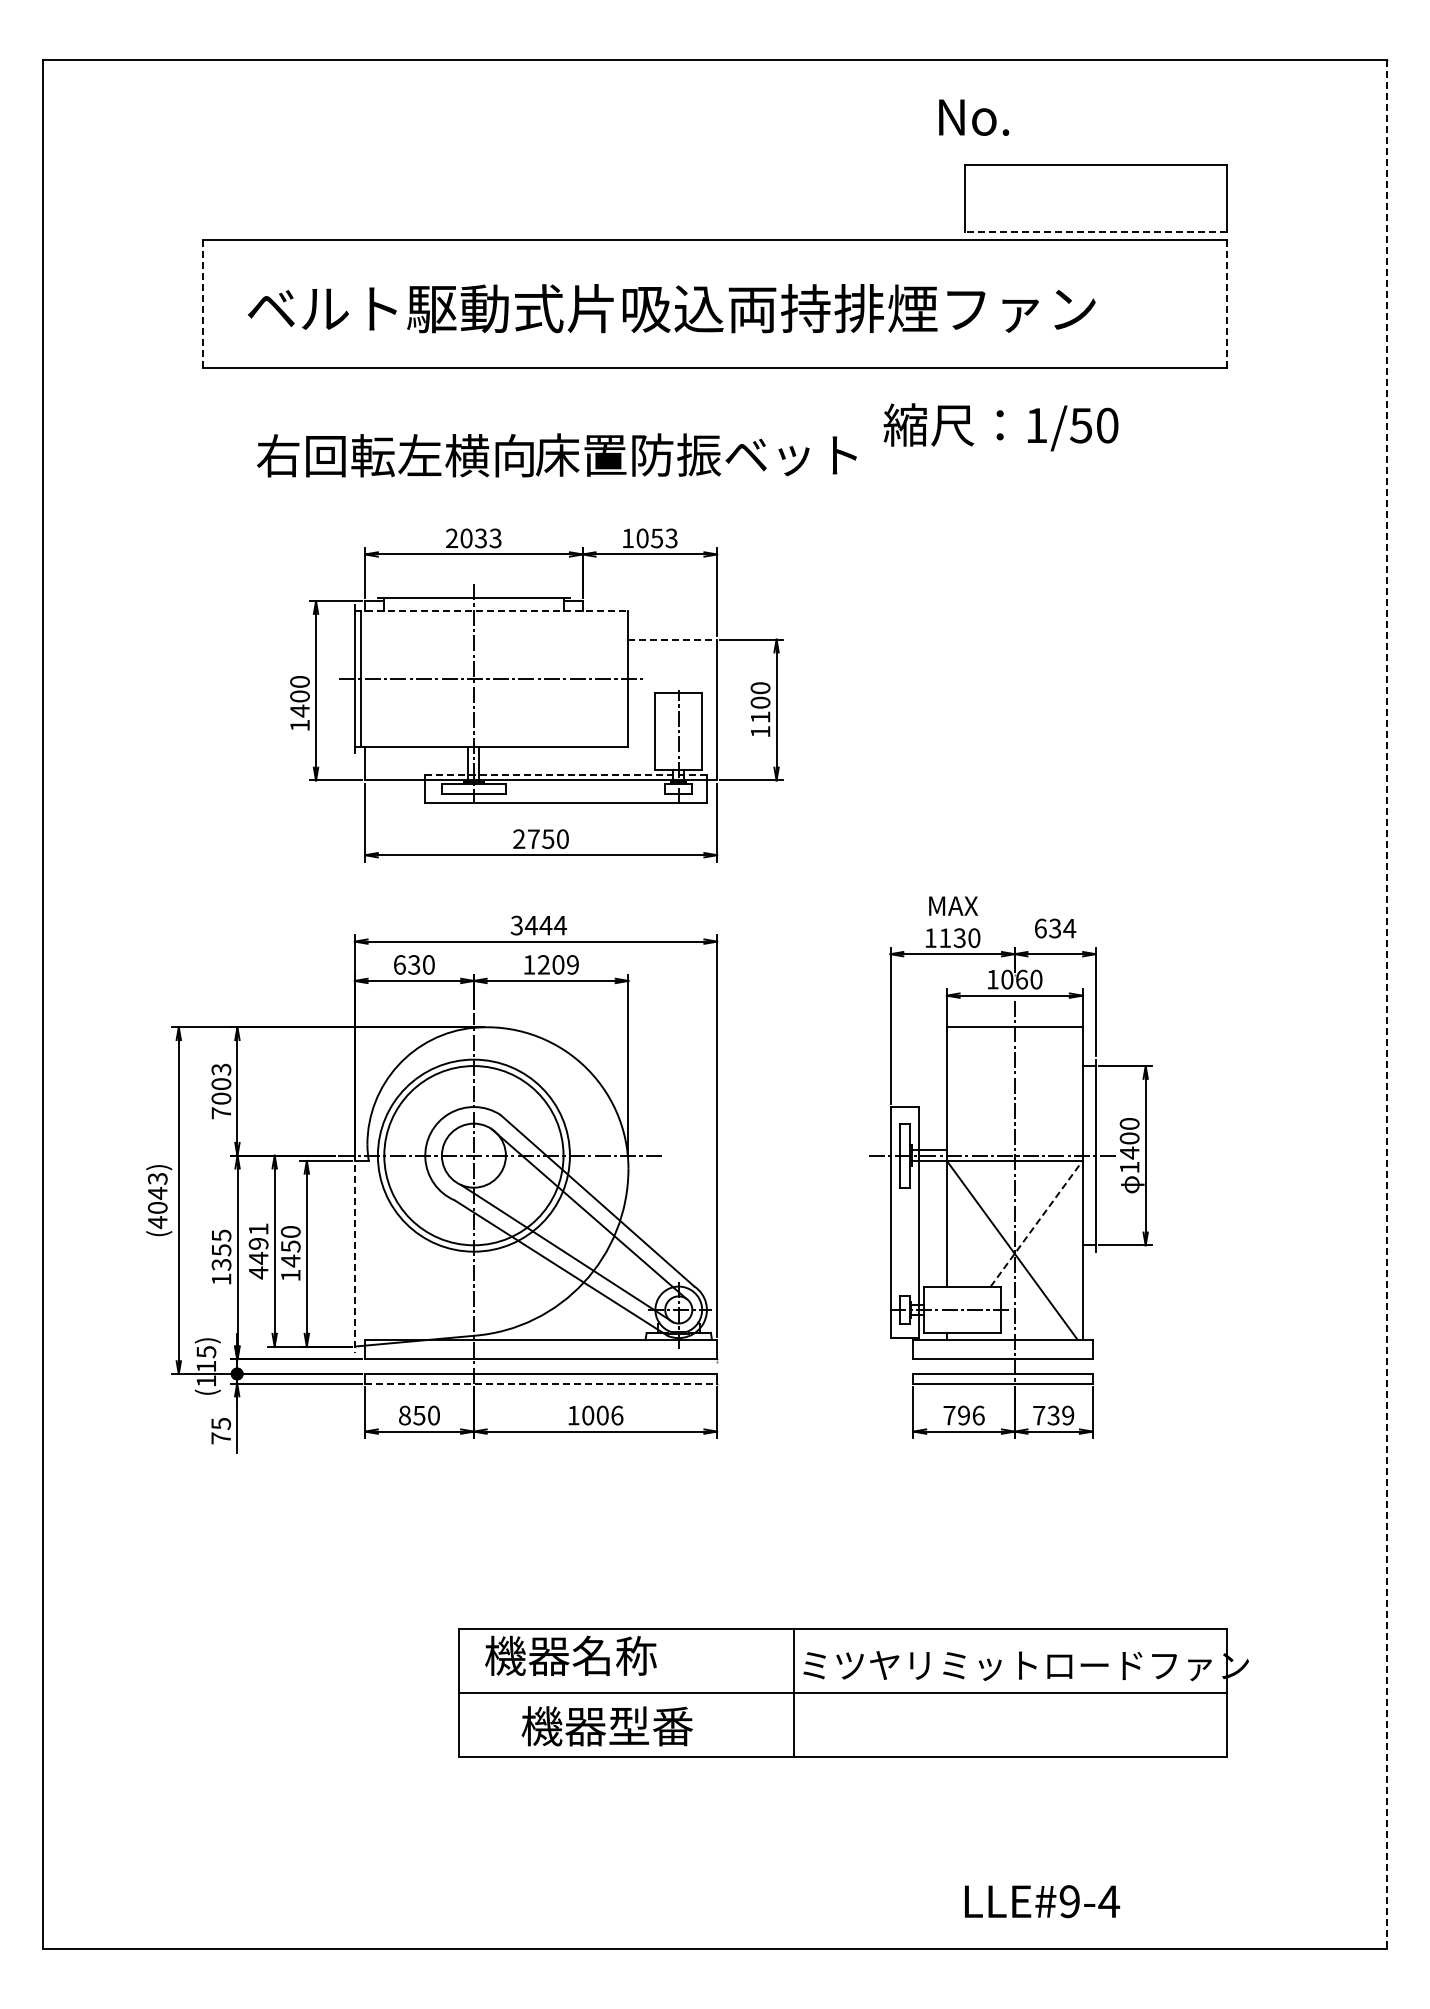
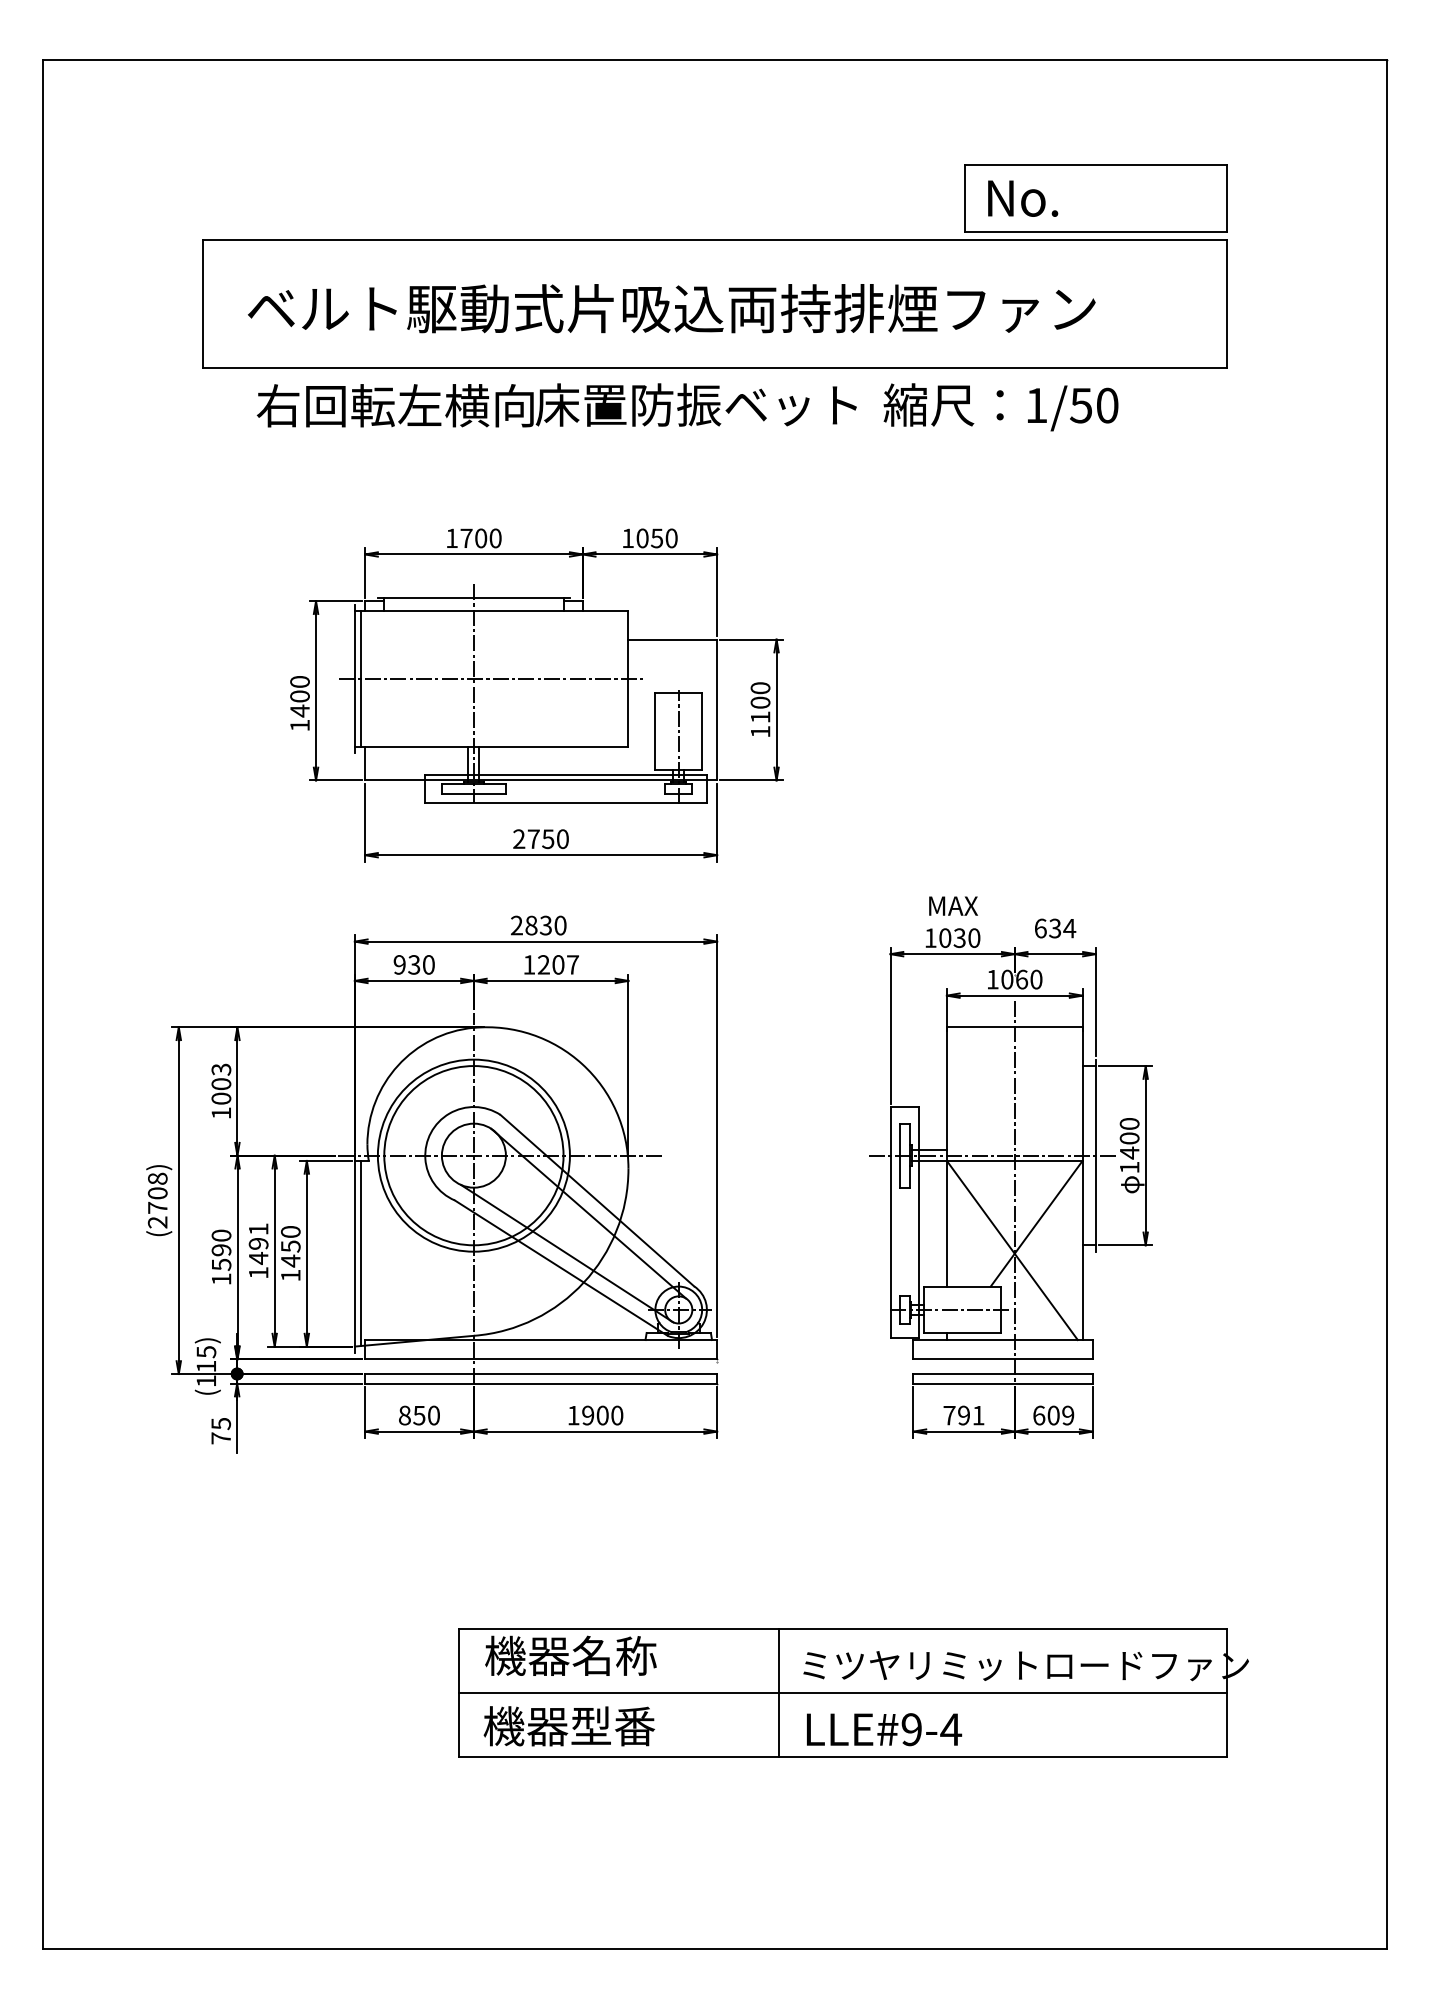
text position: (974, 117) -> (1023, 198) (1023, 198)
line: dashed -> solid (1095, 232)
line: dashed -> solid (202, 304)
line: dashed -> solid (1227, 304)
text position: (1000, 427) -> (1000, 407) (1000, 407)
text position: (556, 455) -> (556, 405) (556, 405)
text: 2033 -> 1700 (473, 538)
text: 1053 -> 1050 (671, 538)
line: dashed -> solid (491, 611)
line: dashed -> solid (673, 639)
line: dashed -> solid (566, 775)
text: 3444 -> 2830 (538, 925)
text: 1130 -> 1030 (945, 938)
text: 630 -> 930 (399, 964)
text: 1209 -> 1207 (572, 964)
line: dashed -> solid (1387, 1004)
text: 7003 -> 1003 (220, 1113)
text: (4043) -> (2708) (157, 1200)
line: dashed -> solid (1036, 1223)
text: 1355 -> 1590 (221, 1249)
line: none -> present (361, 1252)
line: dashed -> solid (354, 1253)
text: 4491 -> 1491 (258, 1272)
line: dashed -> solid (541, 1383)
text: 1006 -> 1900 (602, 1415)
text: 796 -> 791 (978, 1415)
text: 739 -> 609 (1046, 1415)
line position: (794, 1692) -> (779, 1692) (779, 1692)
text position: (607, 1726) -> (569, 1726) (569, 1726)
text position: (1042, 1901) -> (884, 1729) (884, 1729)
